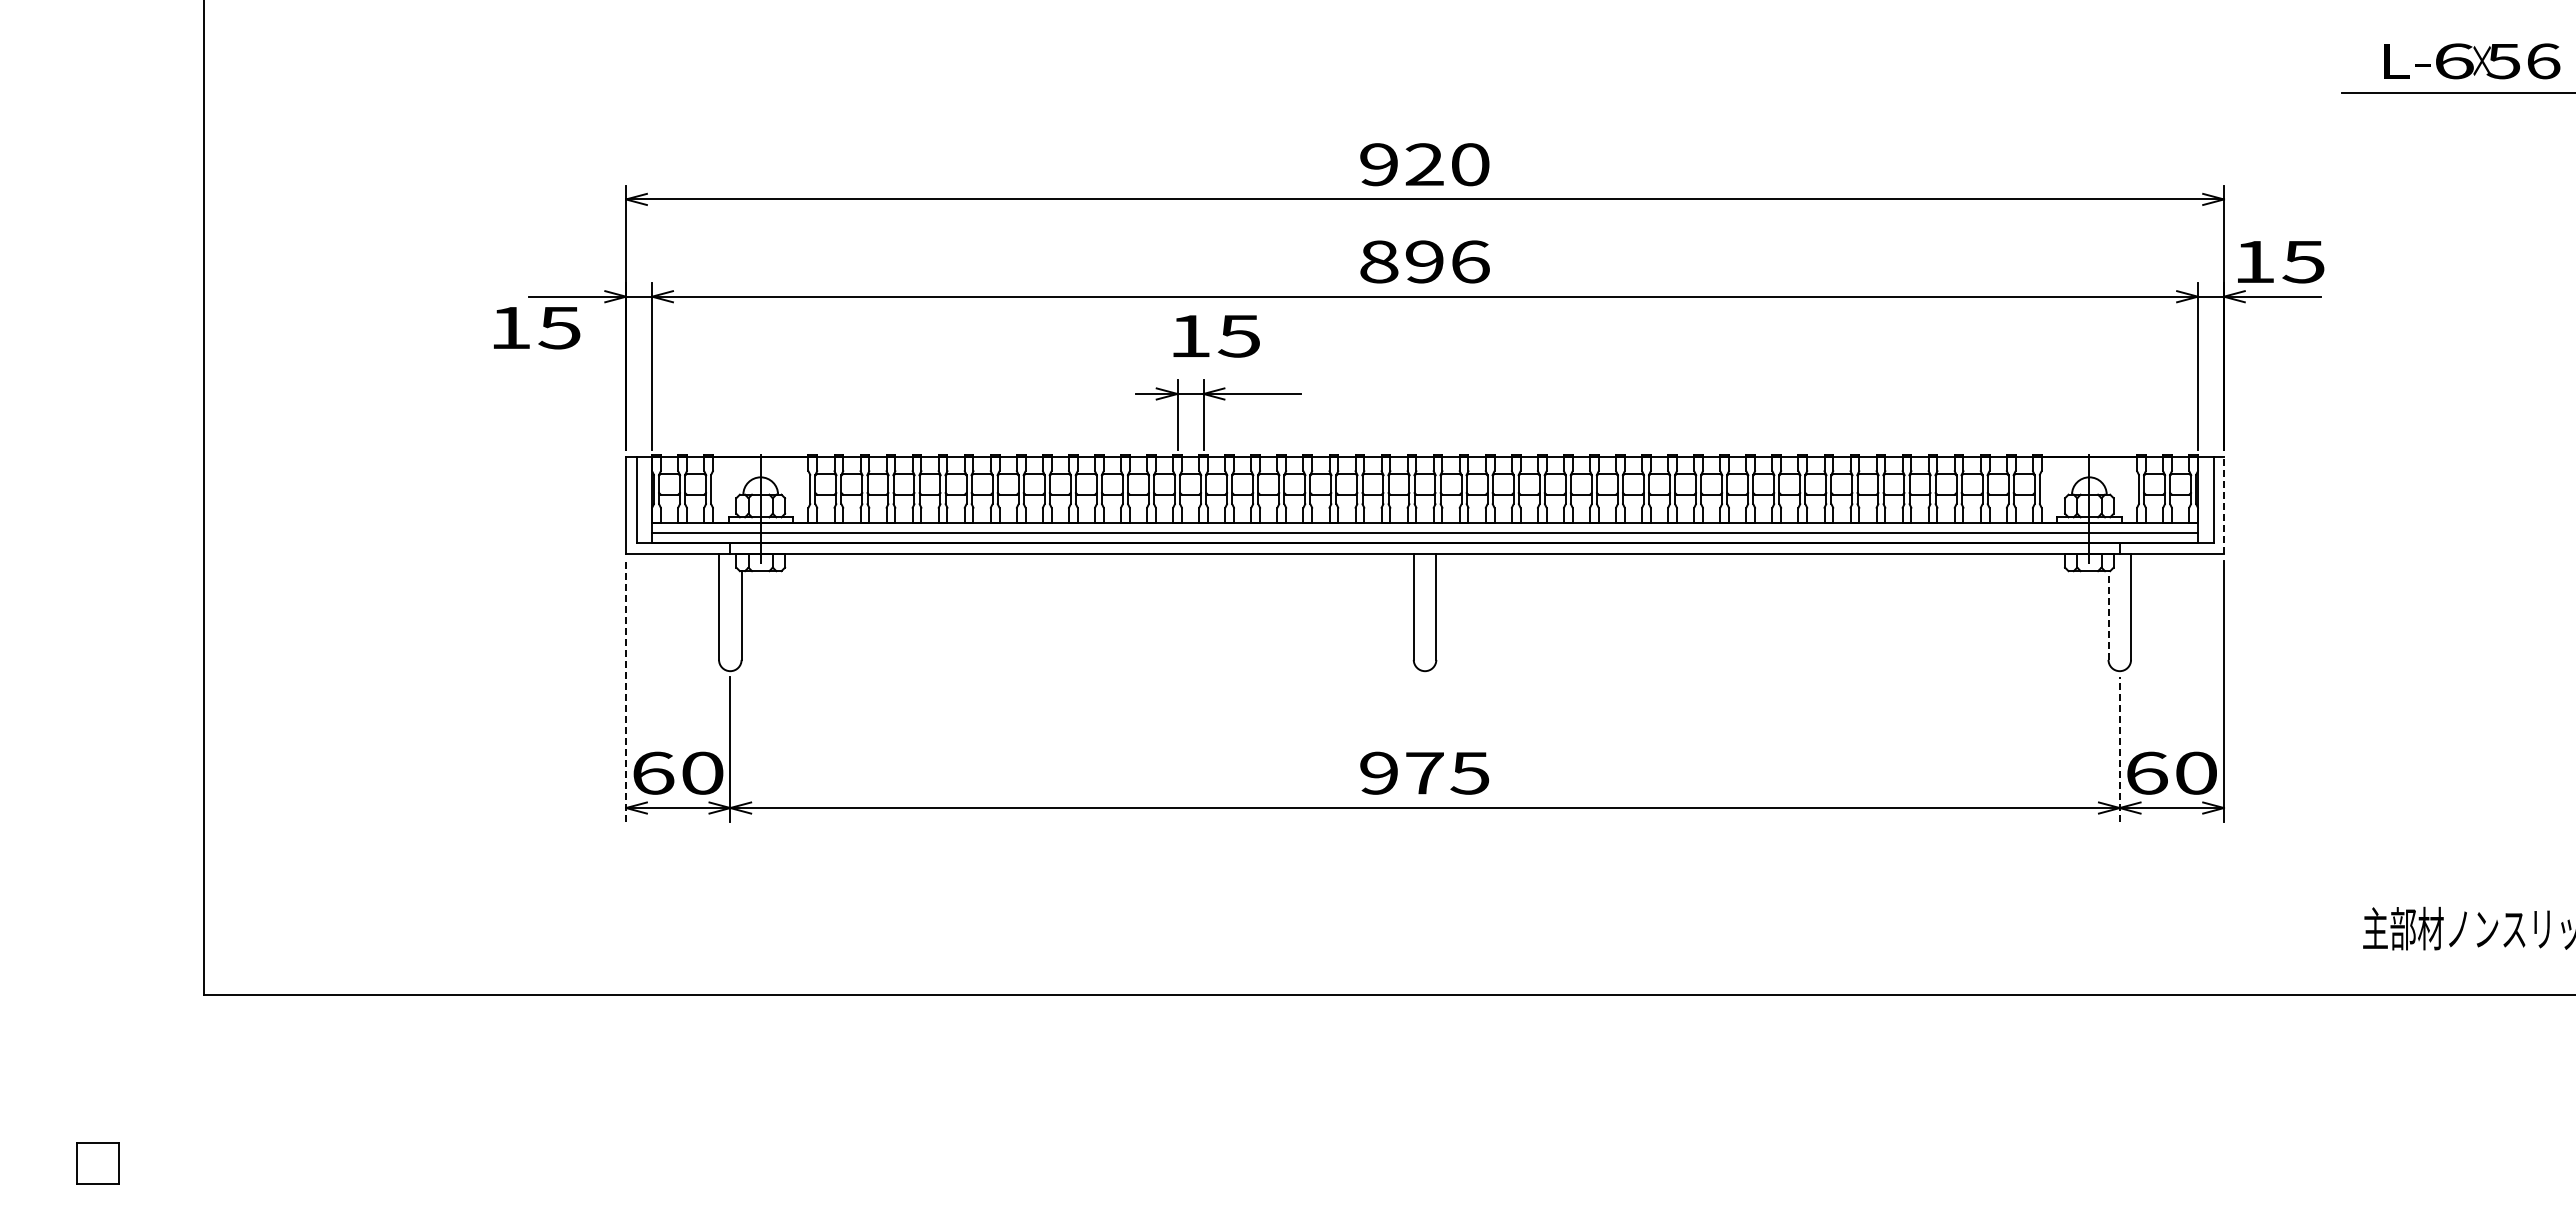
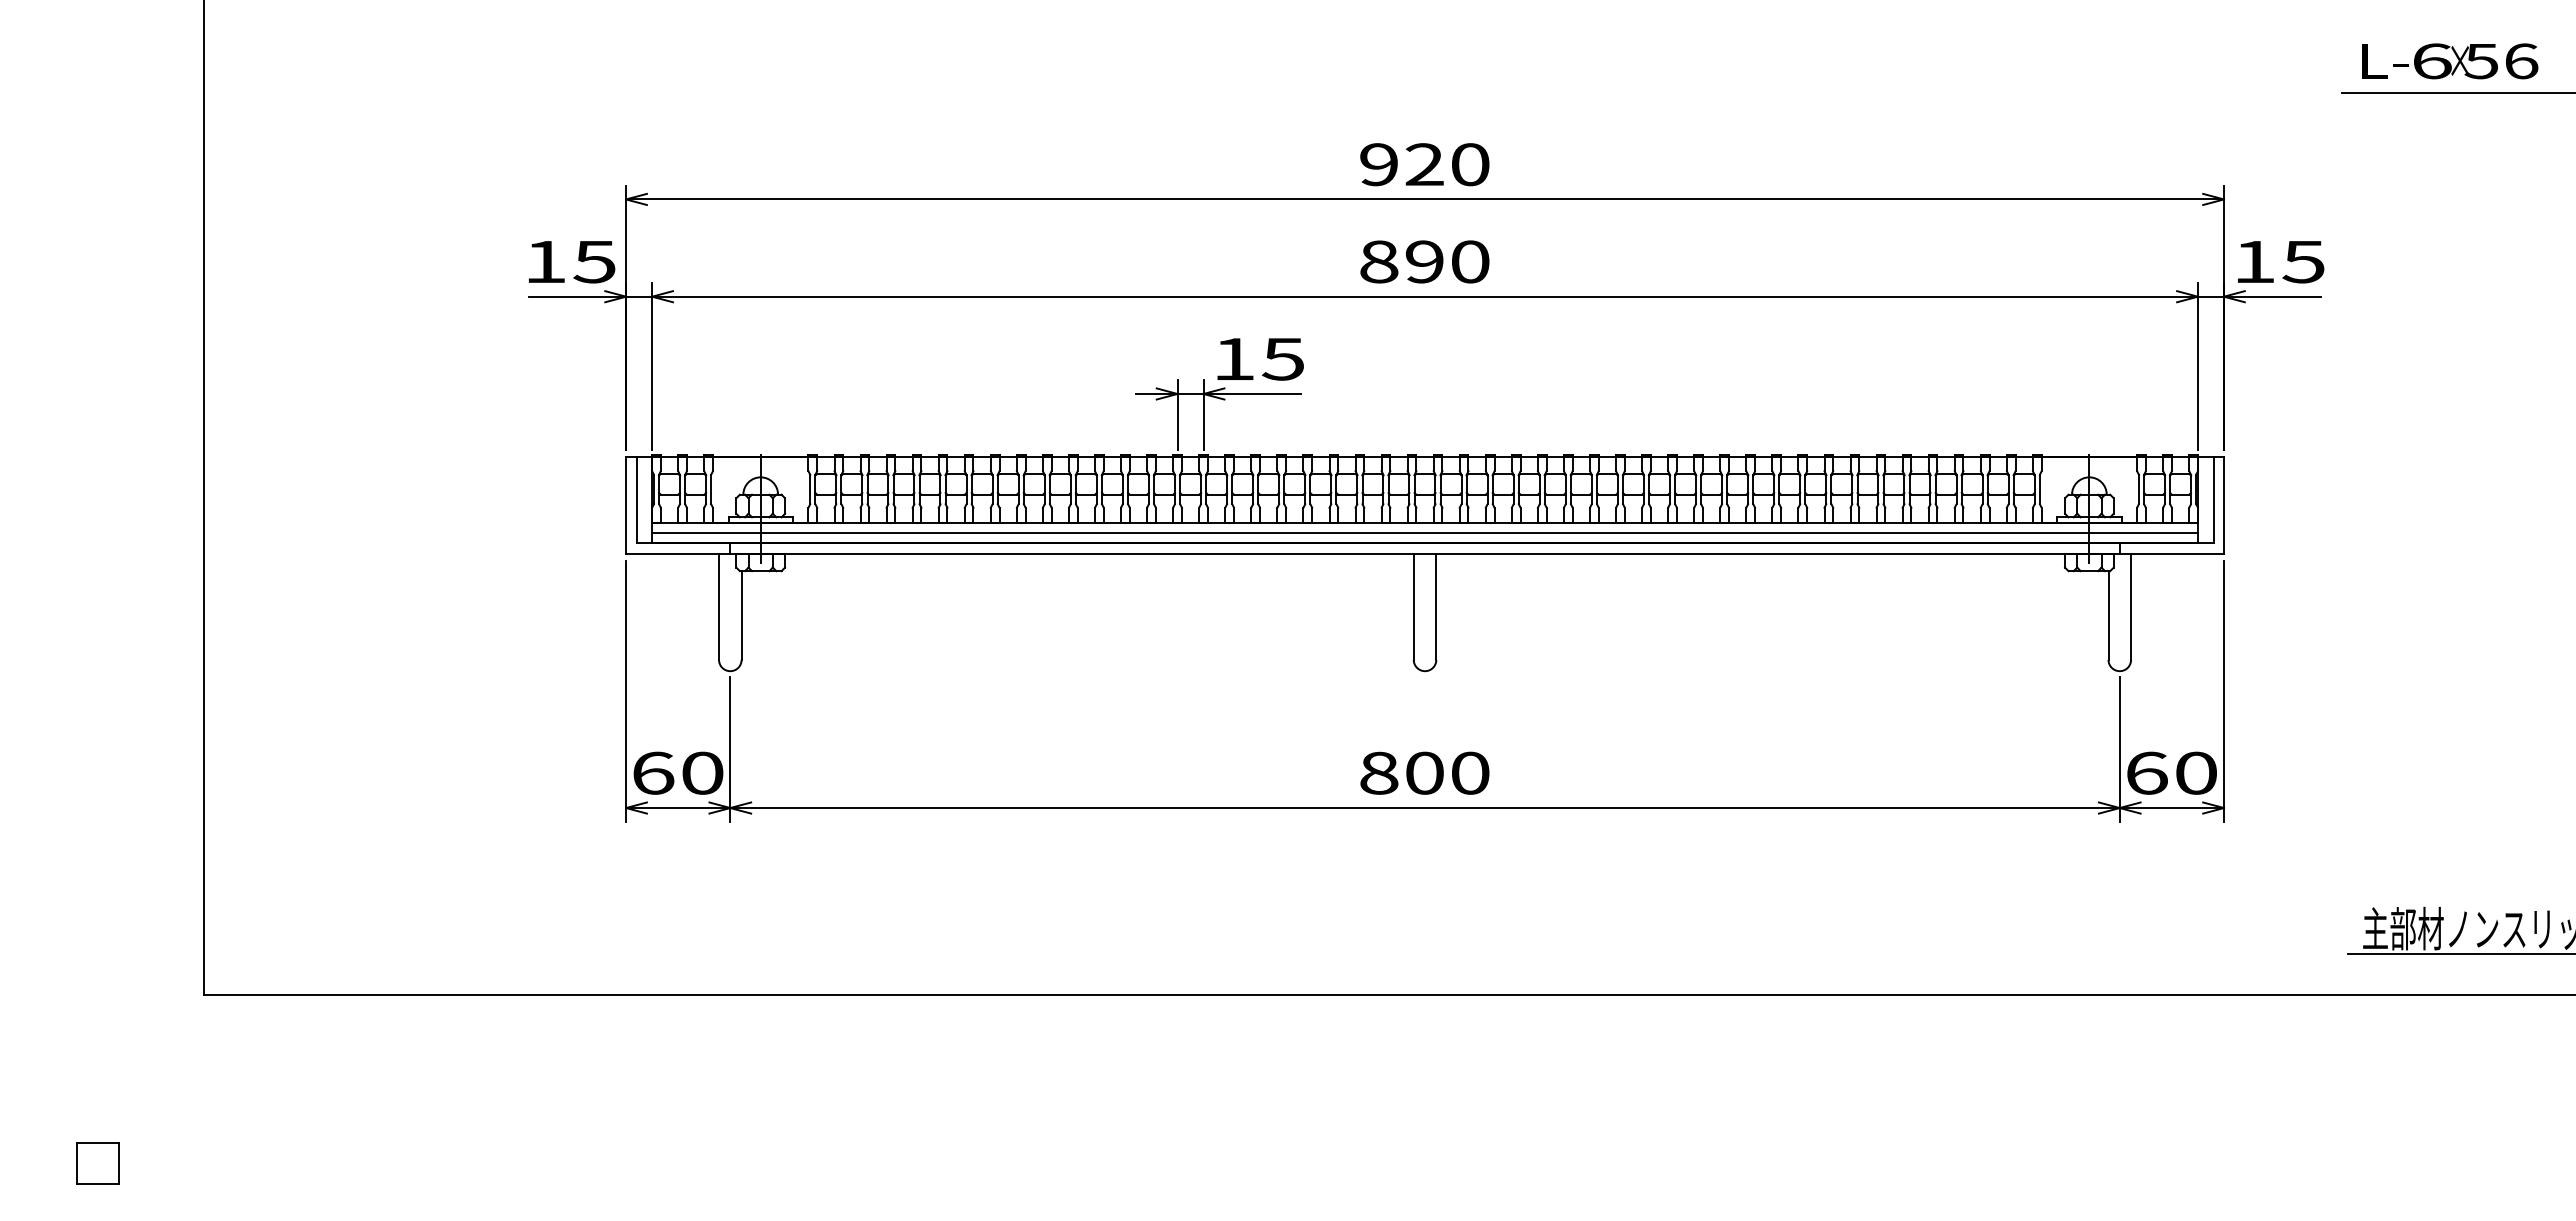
text position: (2472, 61) -> (2450, 61) (2450, 61)
text: 896 -> 890 (1470, 261)
text position: (537, 328) -> (572, 262) (572, 262)
text position: (1216, 336) -> (1260, 359) (1260, 359)
line: dashed -> solid (2223, 505)
line: dashed -> solid (2108, 615)
line: dashed -> solid (626, 691)
line: dashed -> solid (2119, 749)
text: 975 -> 800 (1424, 772)
line: none -> present (2459, 953)
